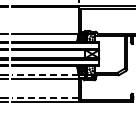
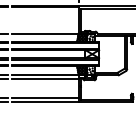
line: dashed -> solid (45, 74)
line: dashed -> solid (45, 97)
